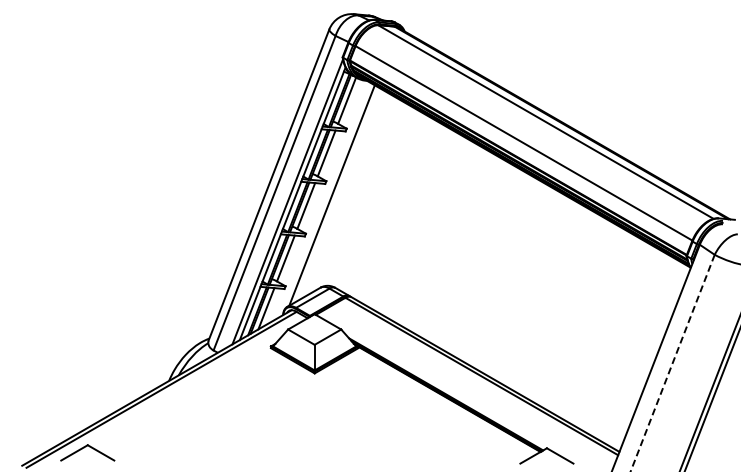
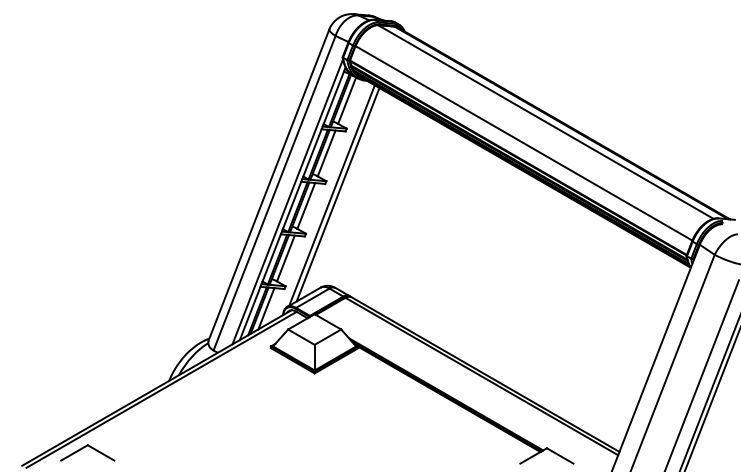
line: none -> present (337, 194)
line: dashed -> solid (672, 363)
line: none -> present (701, 375)
